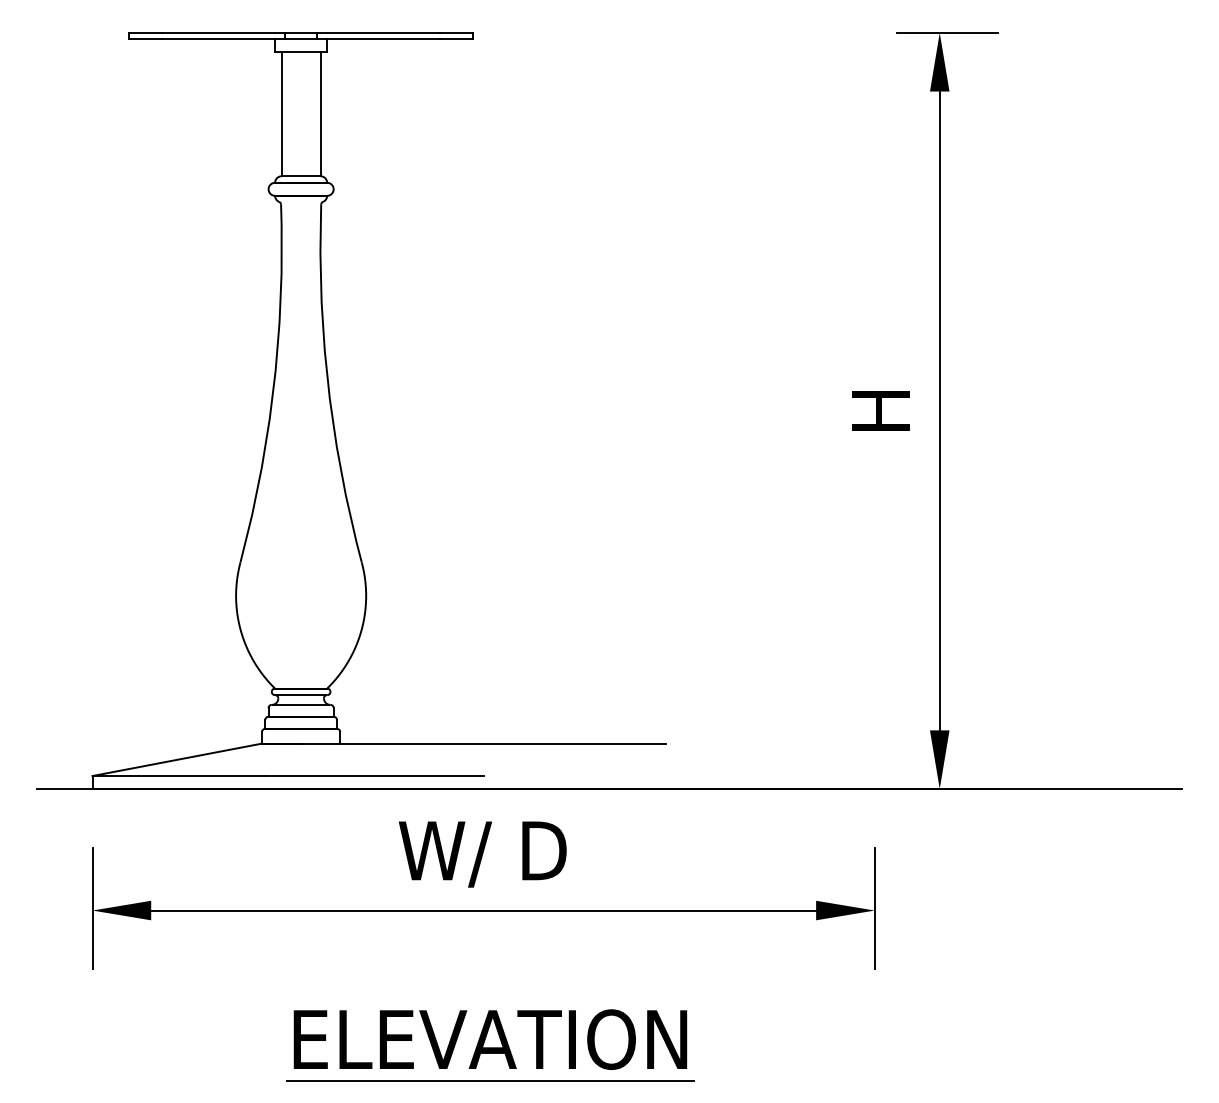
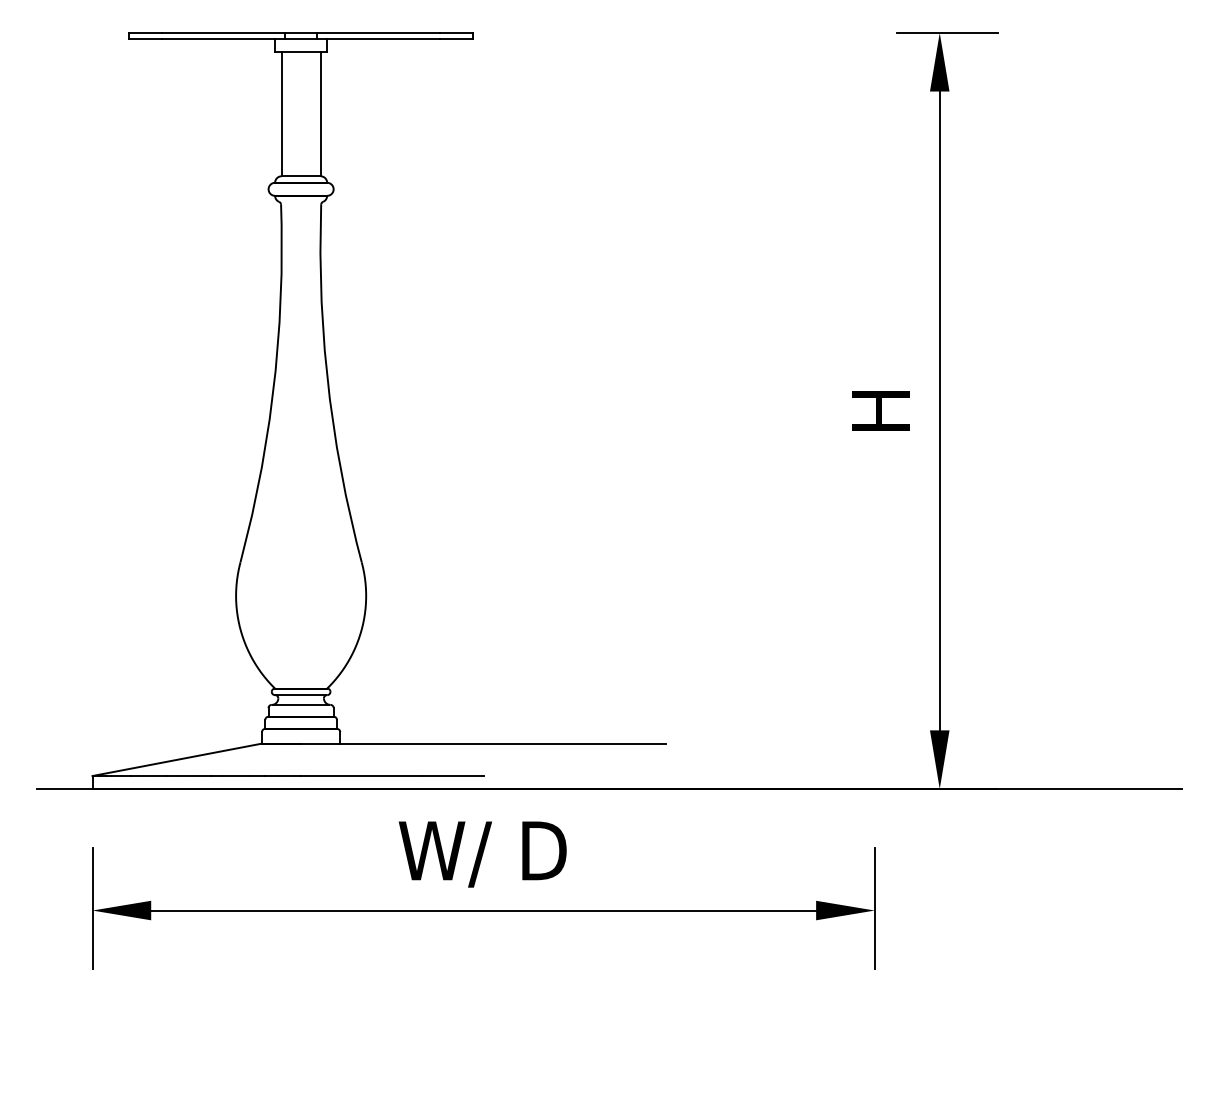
part: present -> none (490, 1045)
